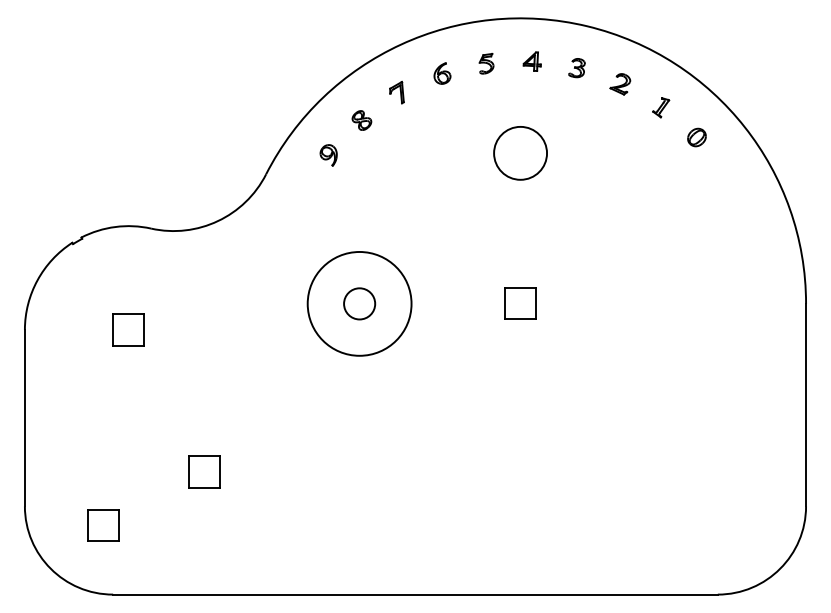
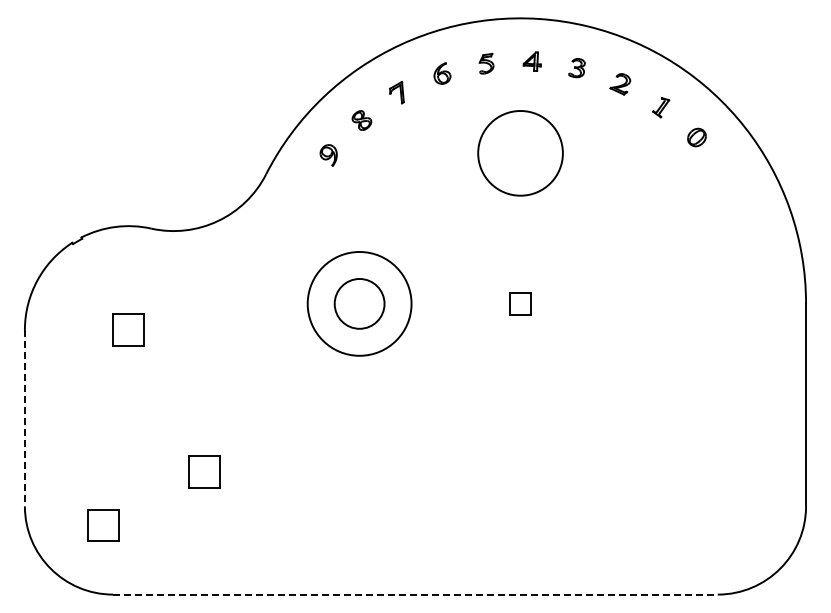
circle diameter: 53 px -> 85 px (520, 153)
circle diameter: 31 px -> 50 px (359, 303)
part size: 33x33 px -> 23x24 px (520, 303)
line: solid -> dashed (24, 418)
line: solid -> dashed (415, 594)
